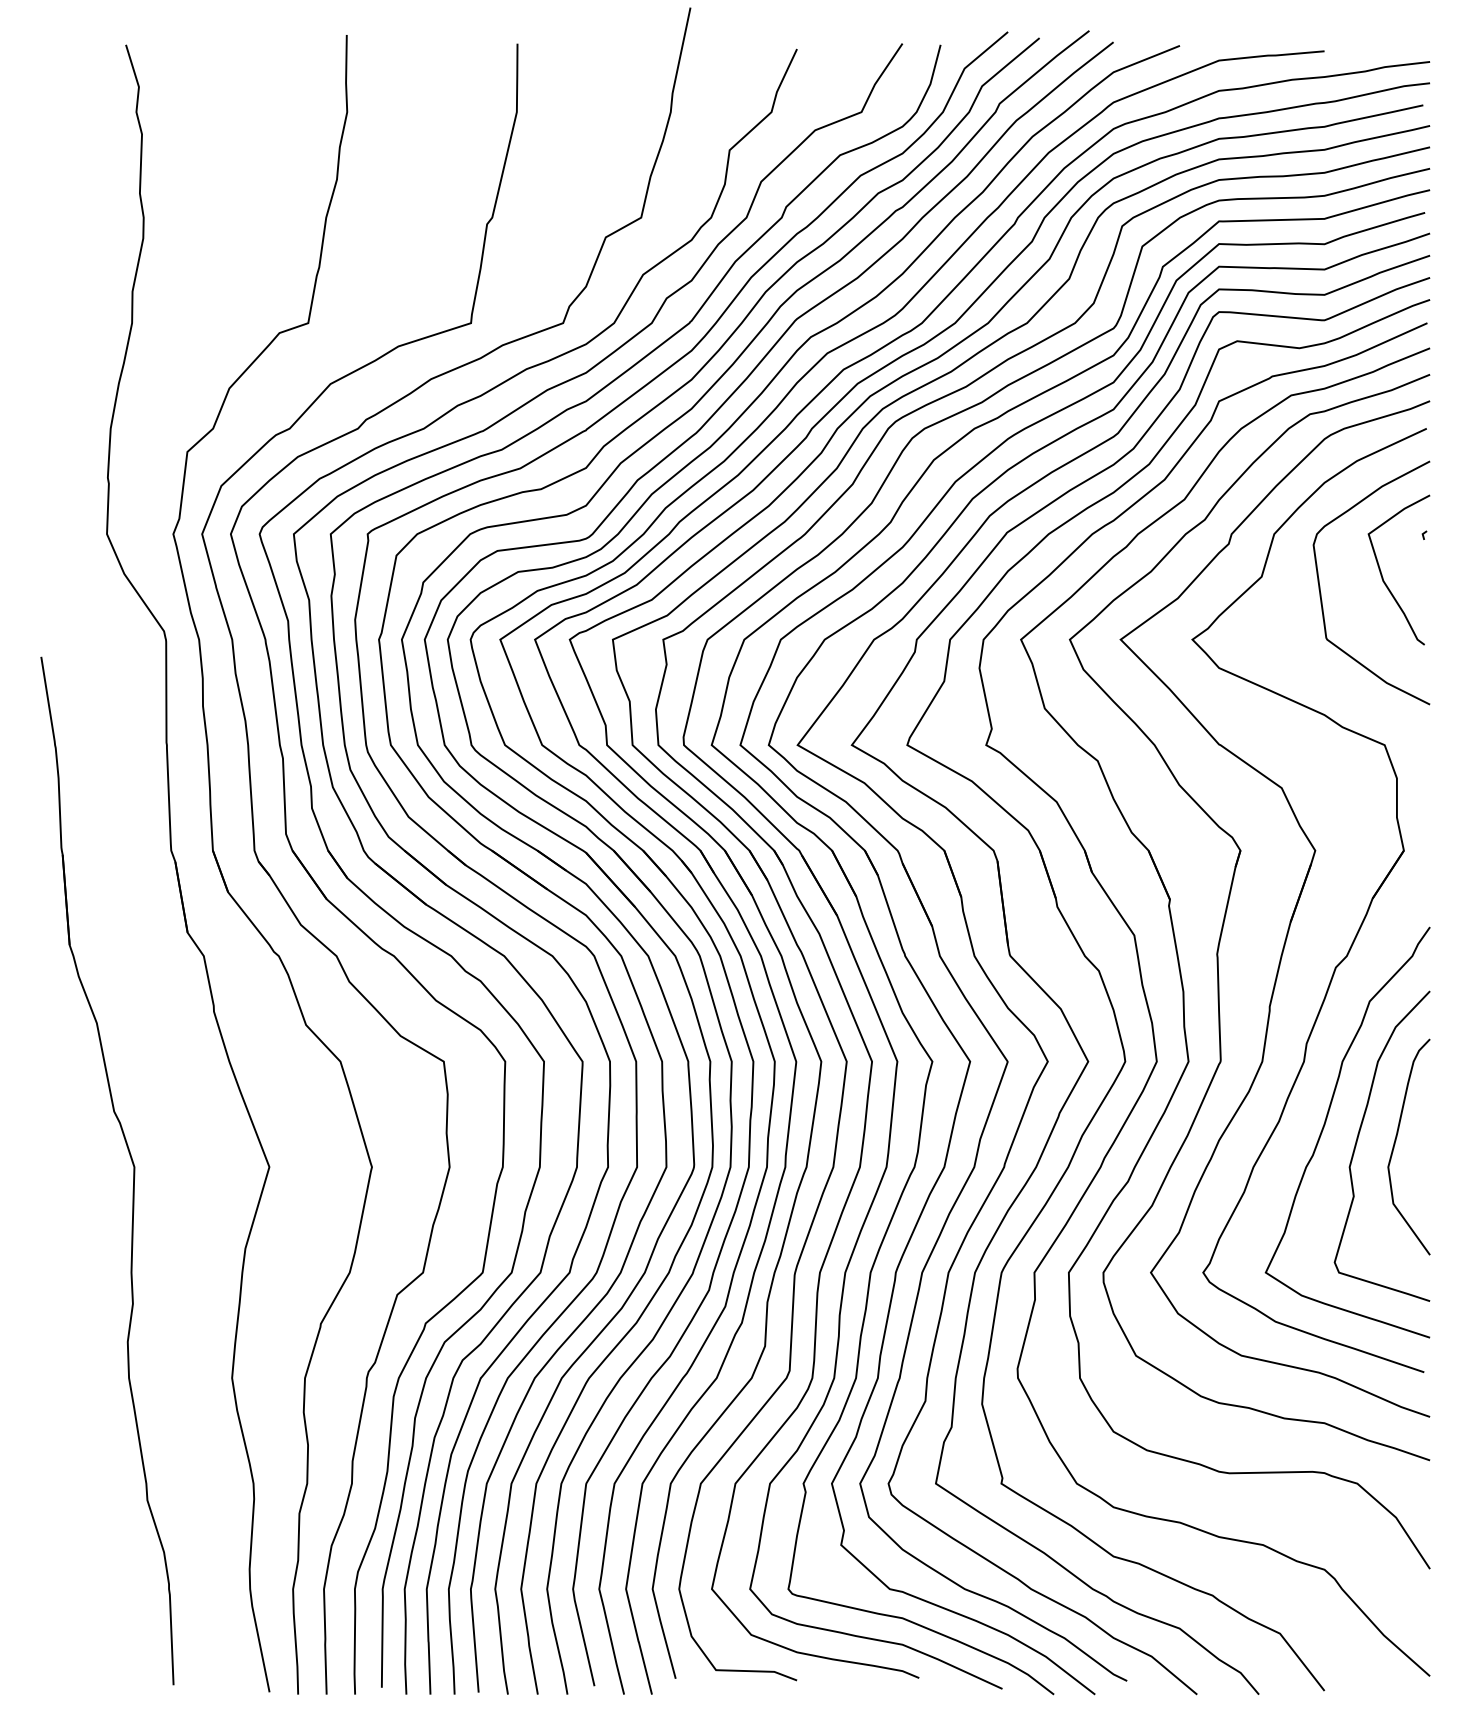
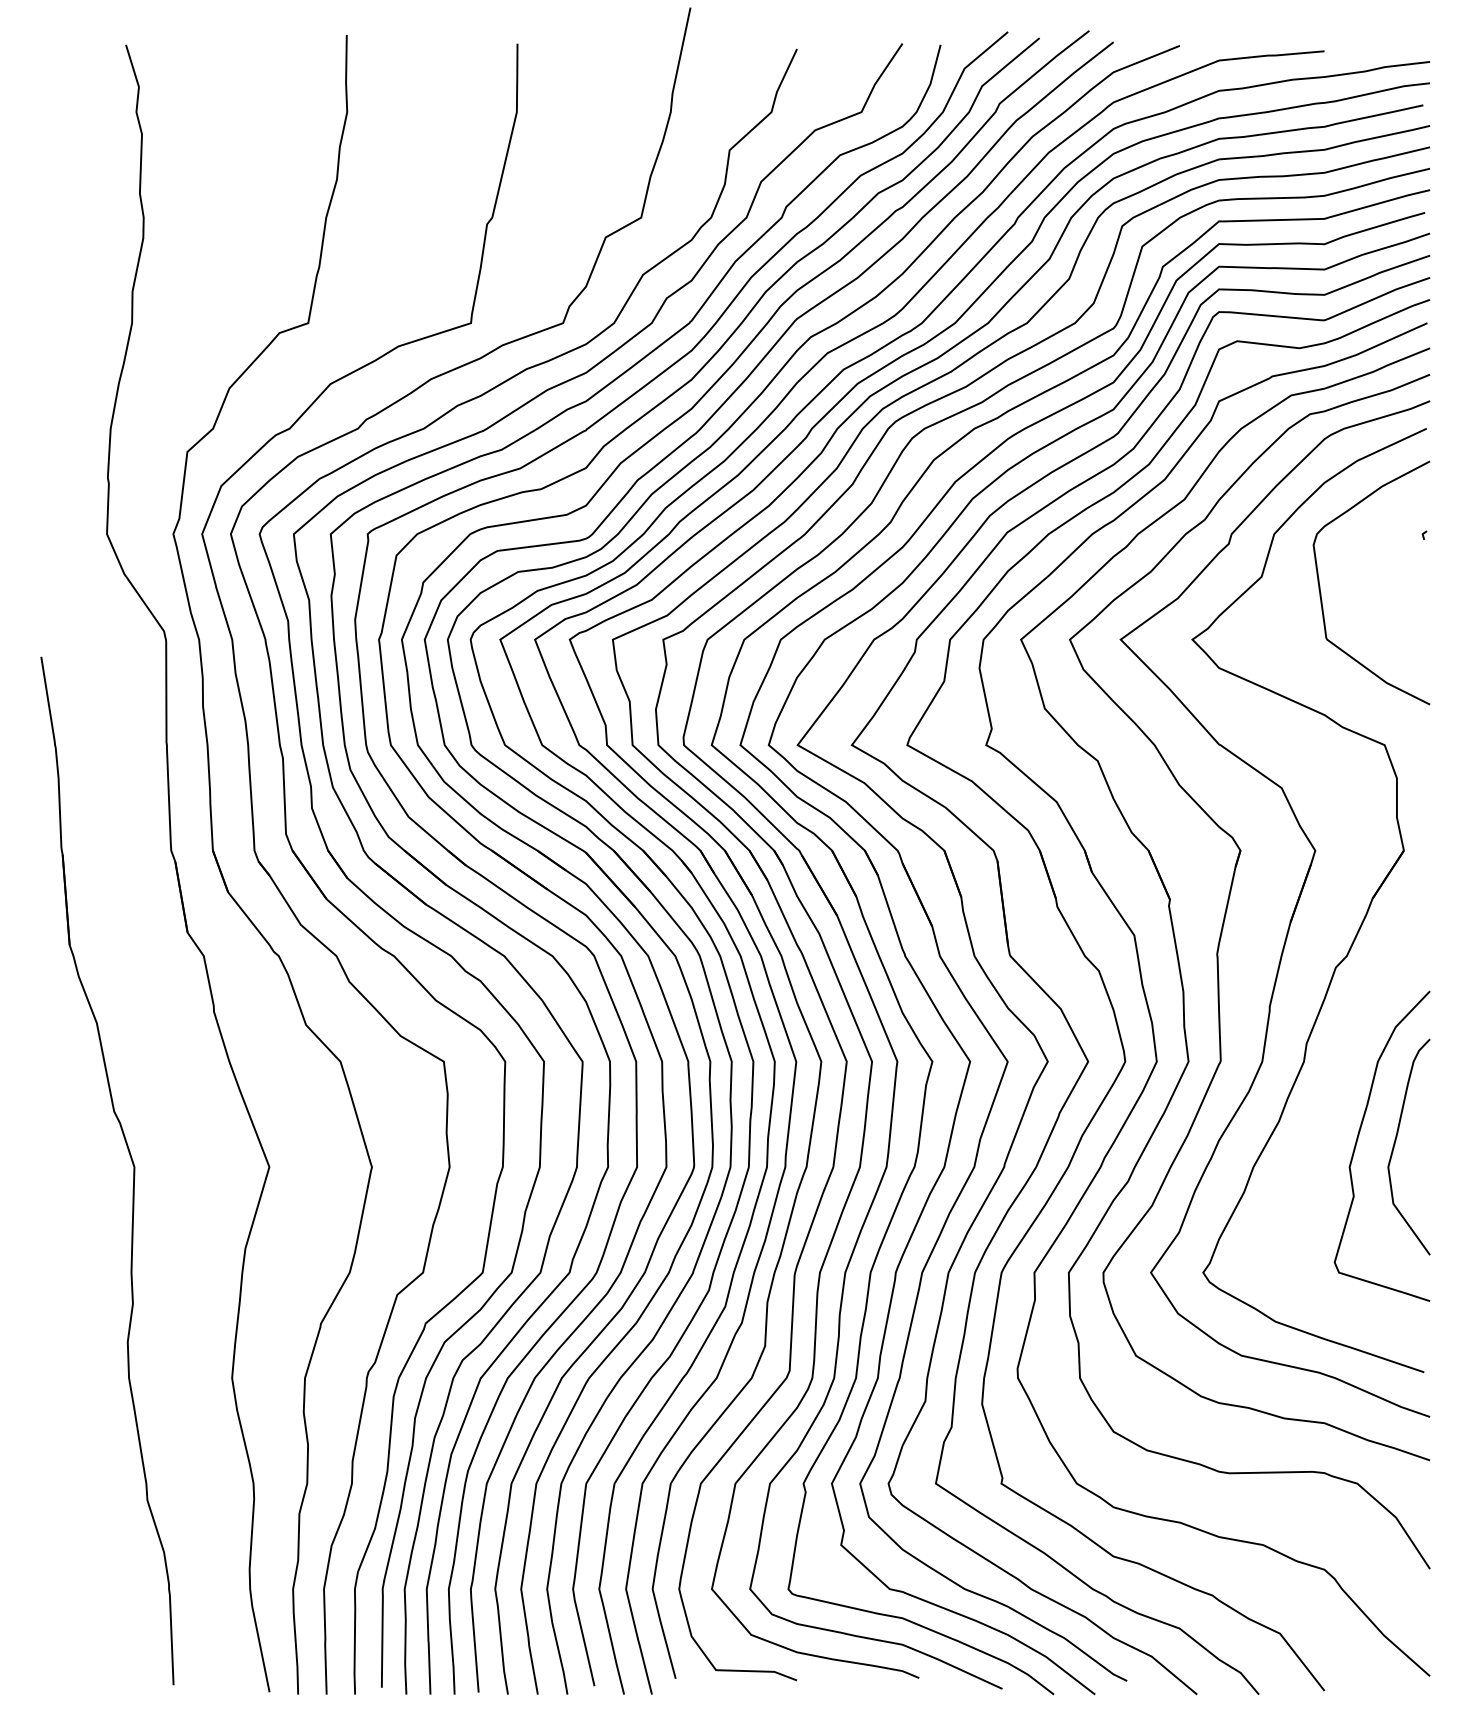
curve: present -> none (1382, 574)
curve: present -> none (1325, 1125)
